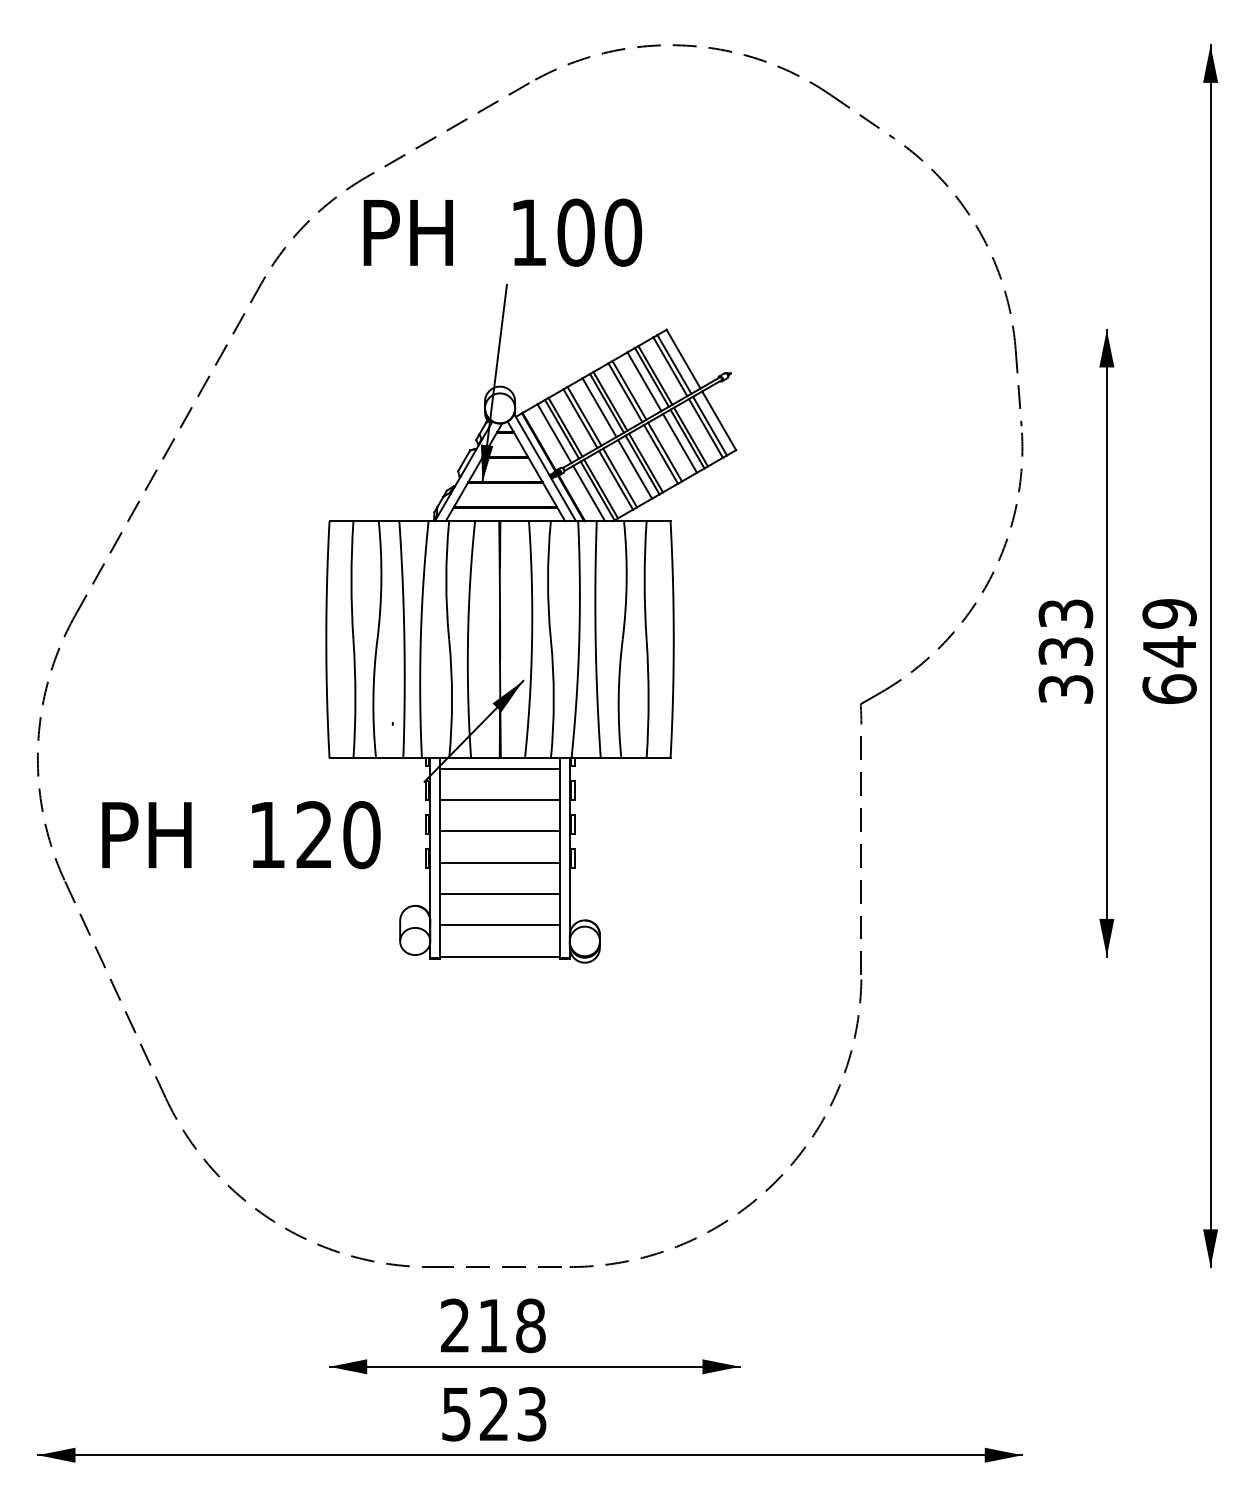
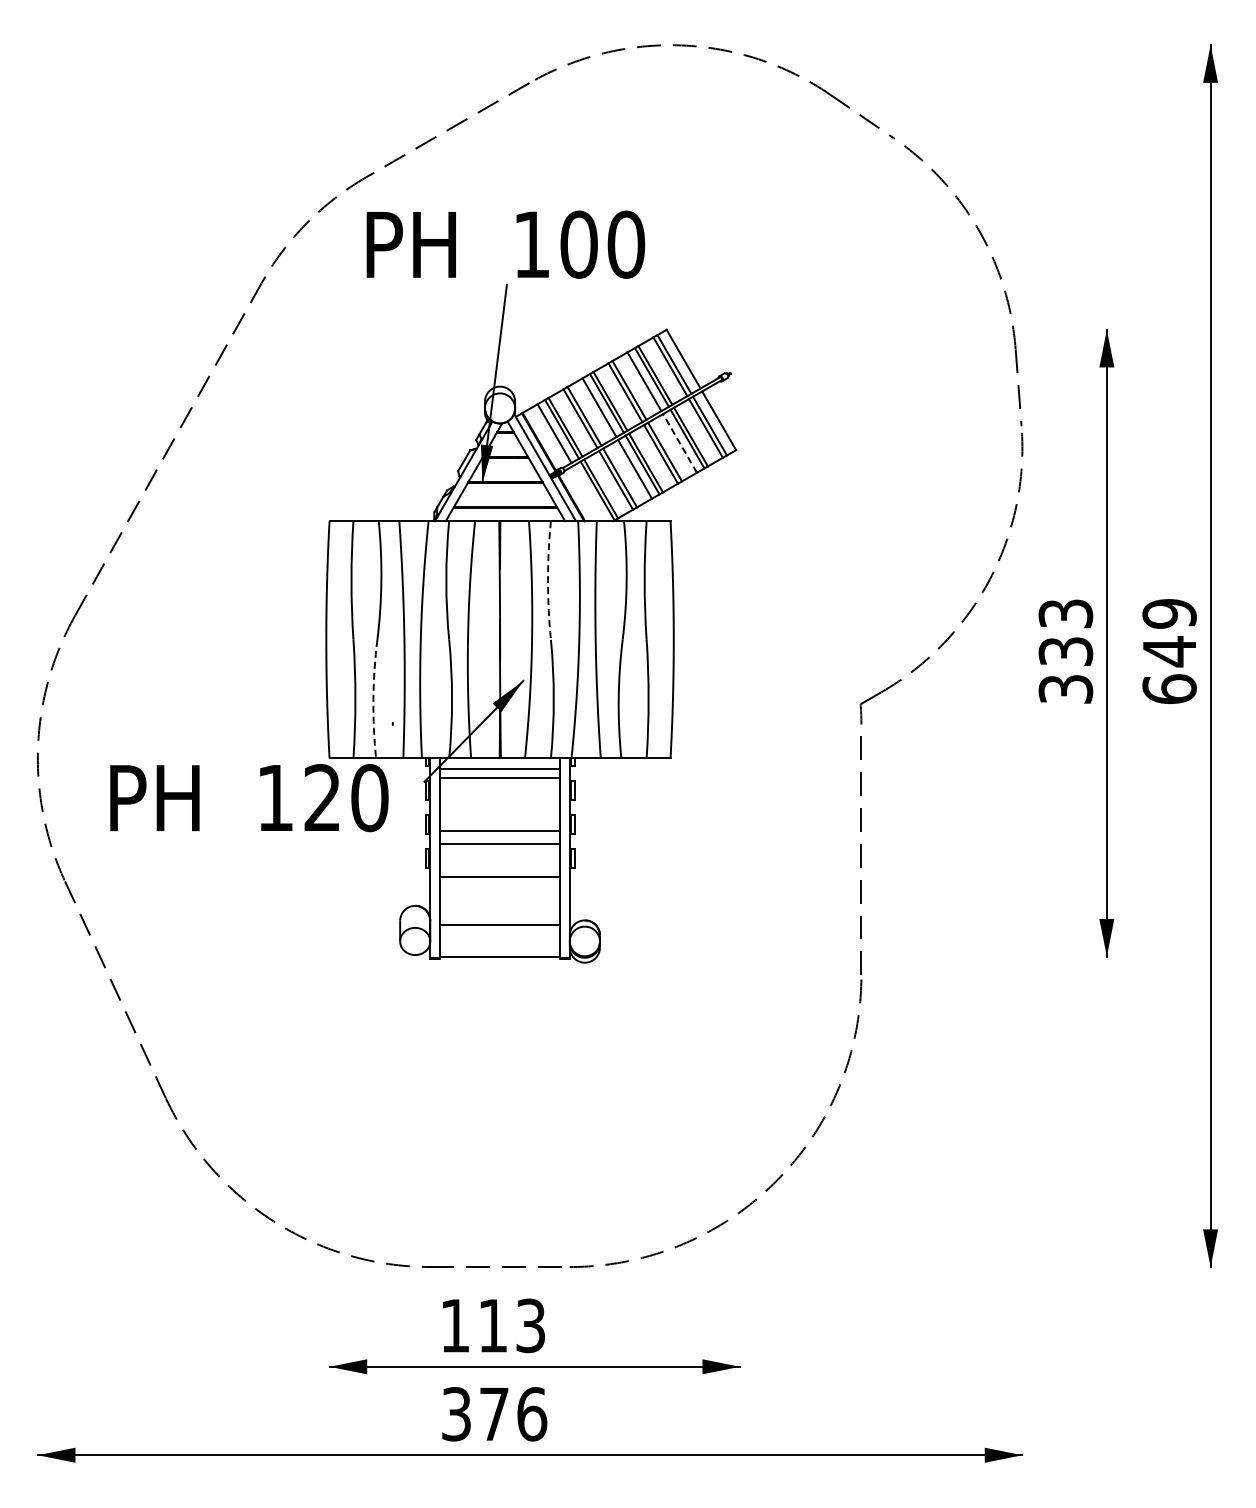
text position: (502, 232) -> (505, 244) (505, 244)
line: solid -> dashed (680, 443)
line: present -> none (589, 493)
arc: solid -> dashed (548, 580)
arc: solid -> dashed (373, 699)
line position: (499, 800) -> (499, 778) (499, 778)
text position: (241, 835) -> (249, 798) (249, 798)
line position: (499, 862) -> (499, 843) (499, 843)
line position: (499, 894) -> (499, 877) (499, 877)
text: 218 -> 113 (493, 1325)
text: 523 -> 376 (494, 1414)
